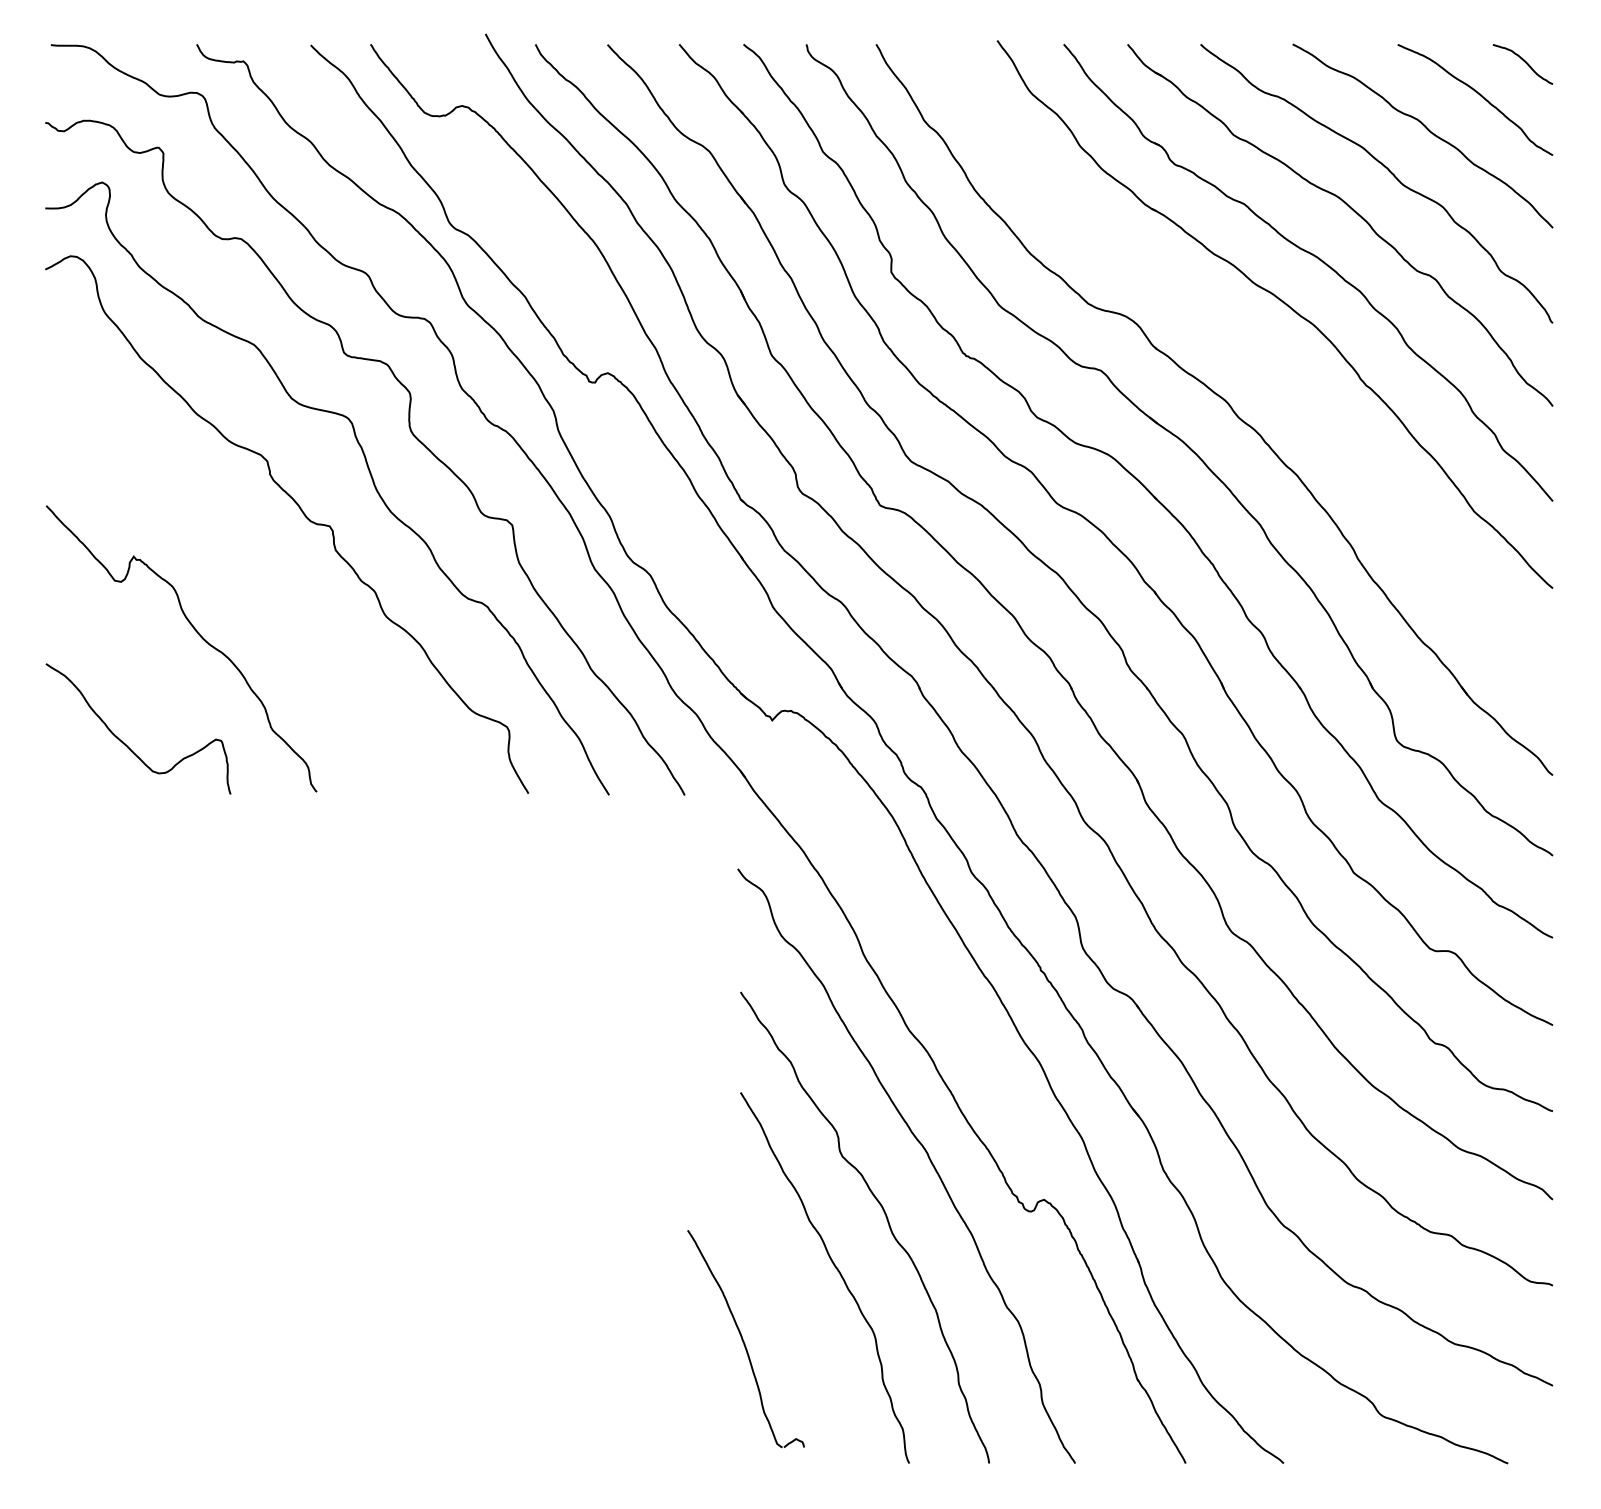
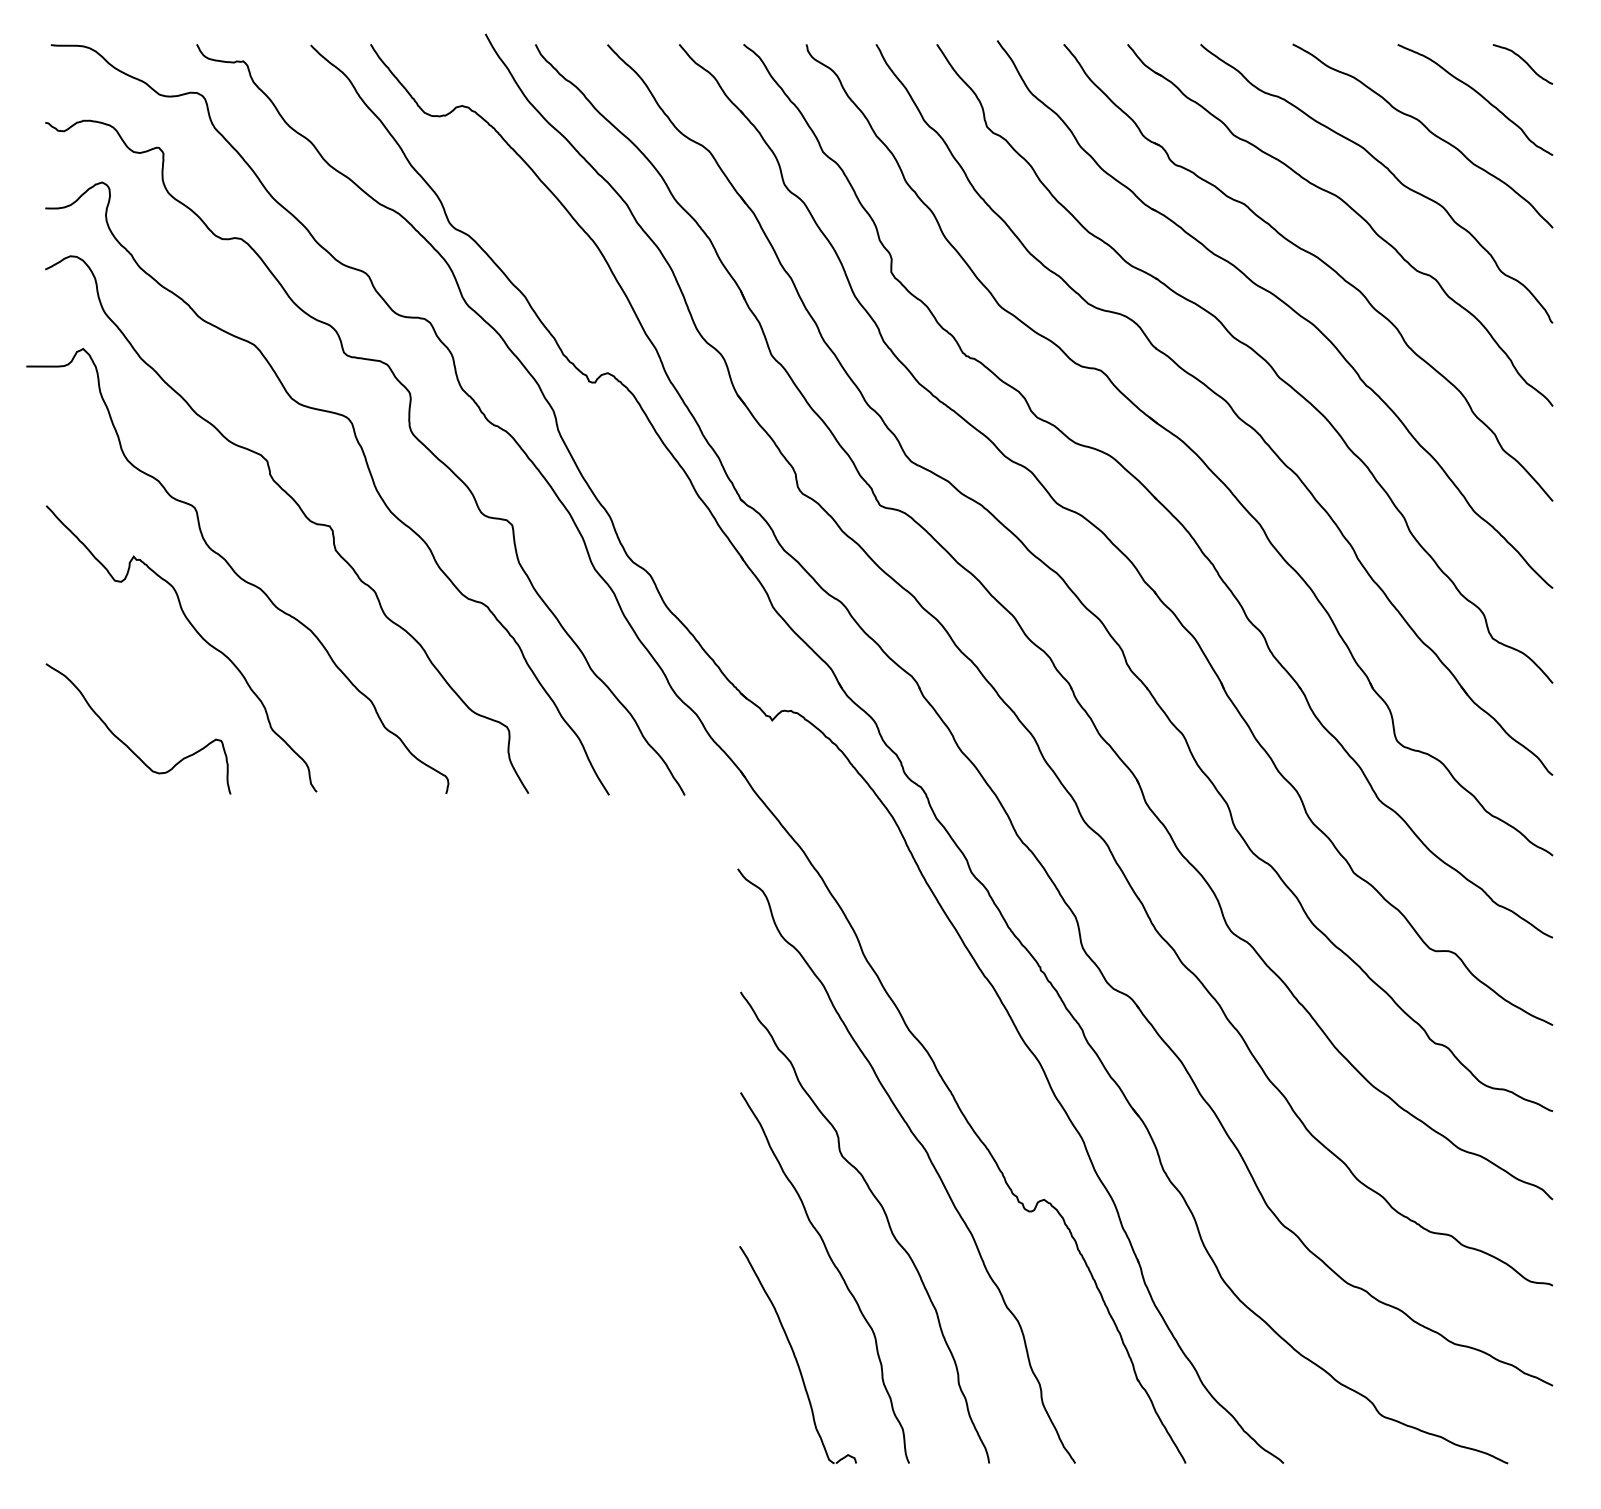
part: none -> present (1254, 352)
curve: none -> present (235, 571)
part position: (745, 1339) -> (797, 1355) (797, 1355)
